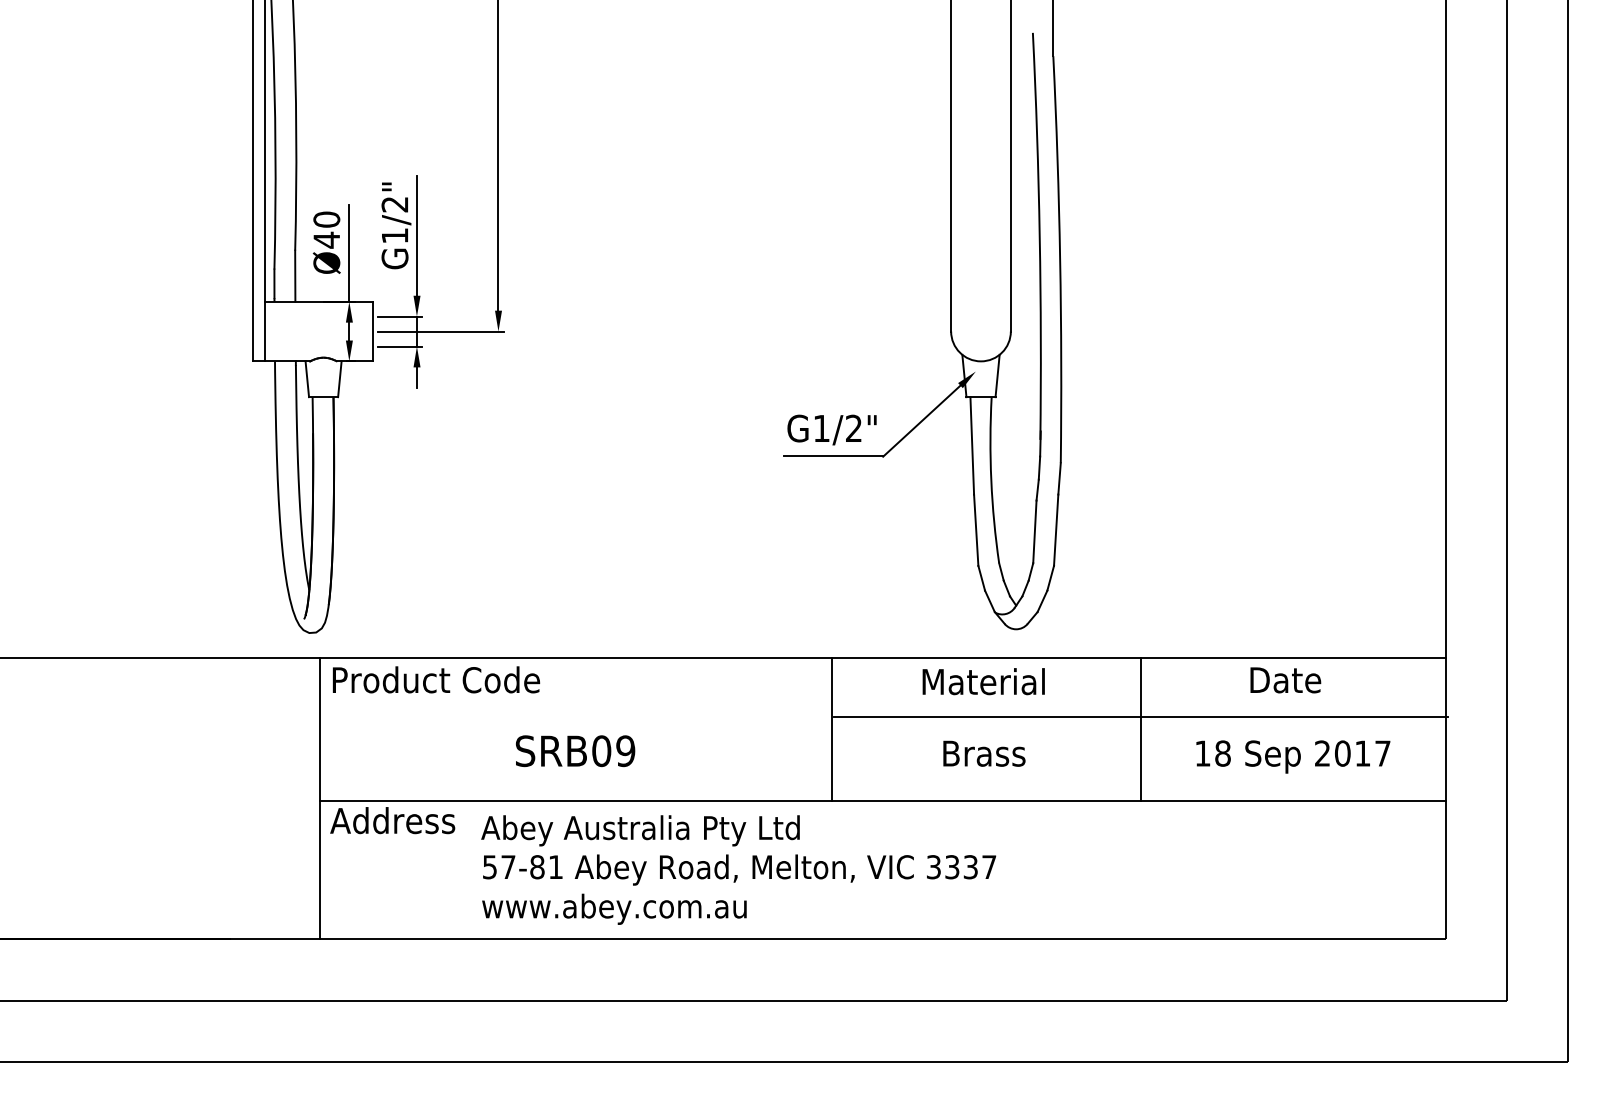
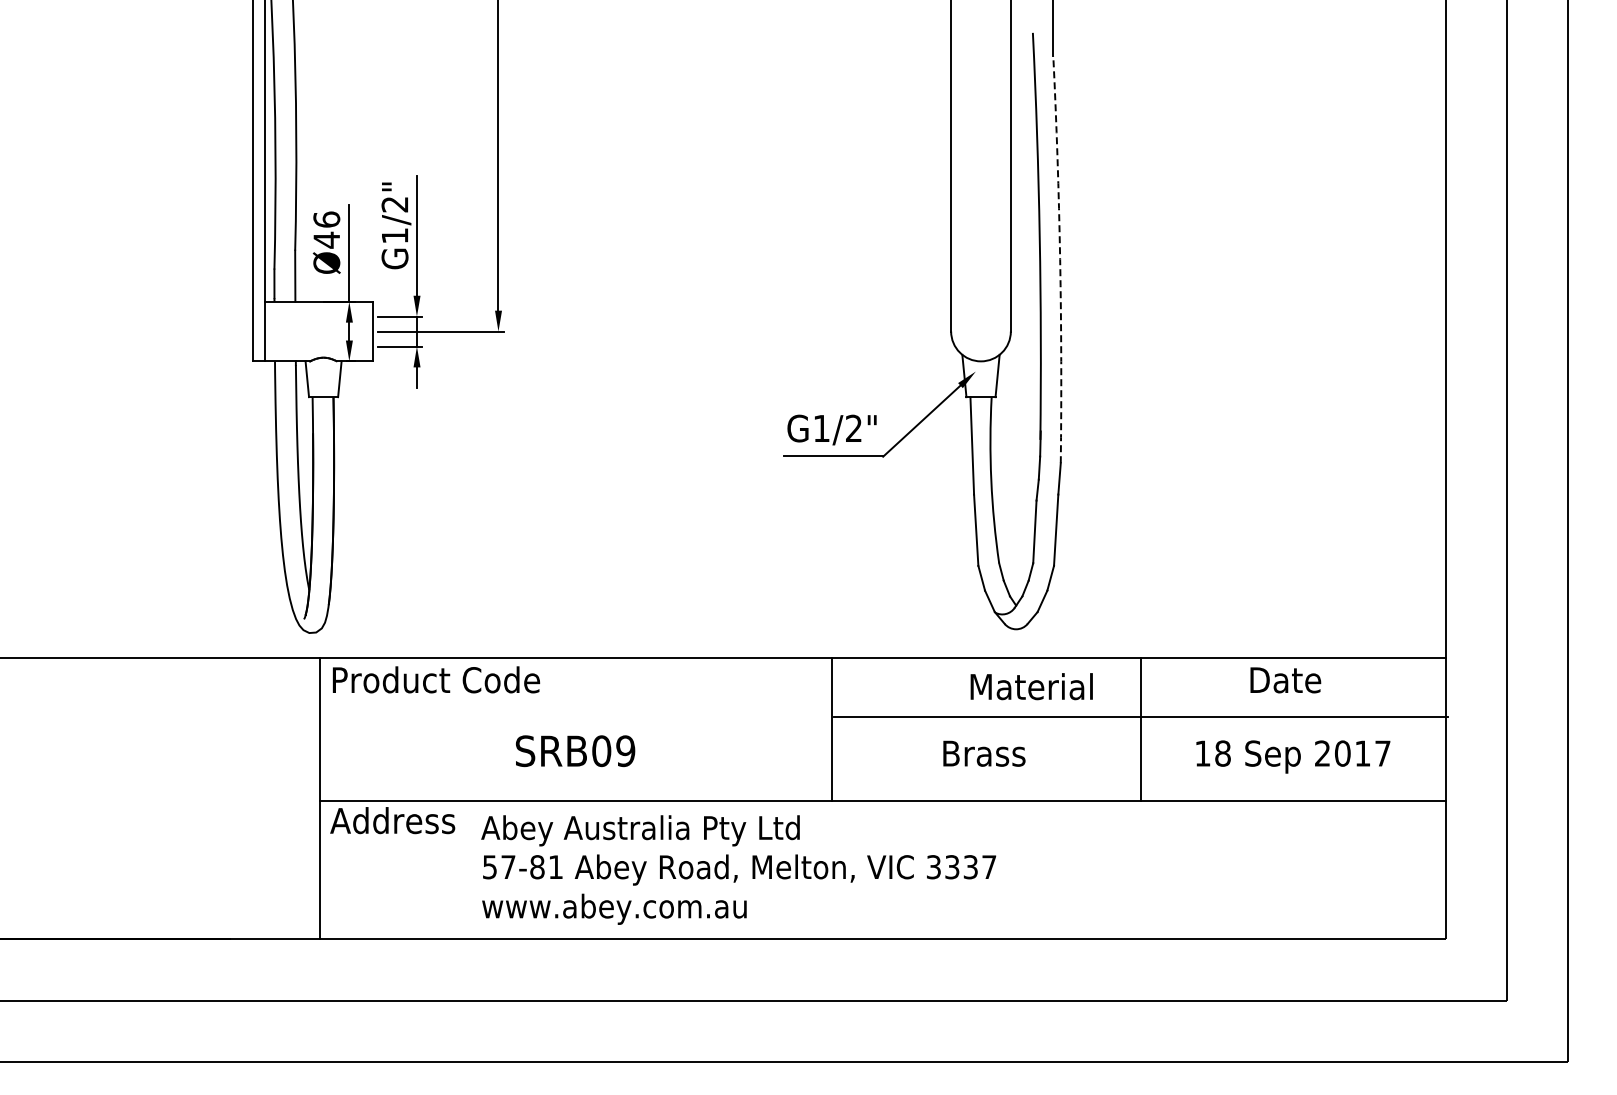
text: Ø40 -> Ø46 (326, 219)
arc: solid -> dashed (1060, 259)
text position: (983, 681) -> (1031, 686) (1031, 686)
